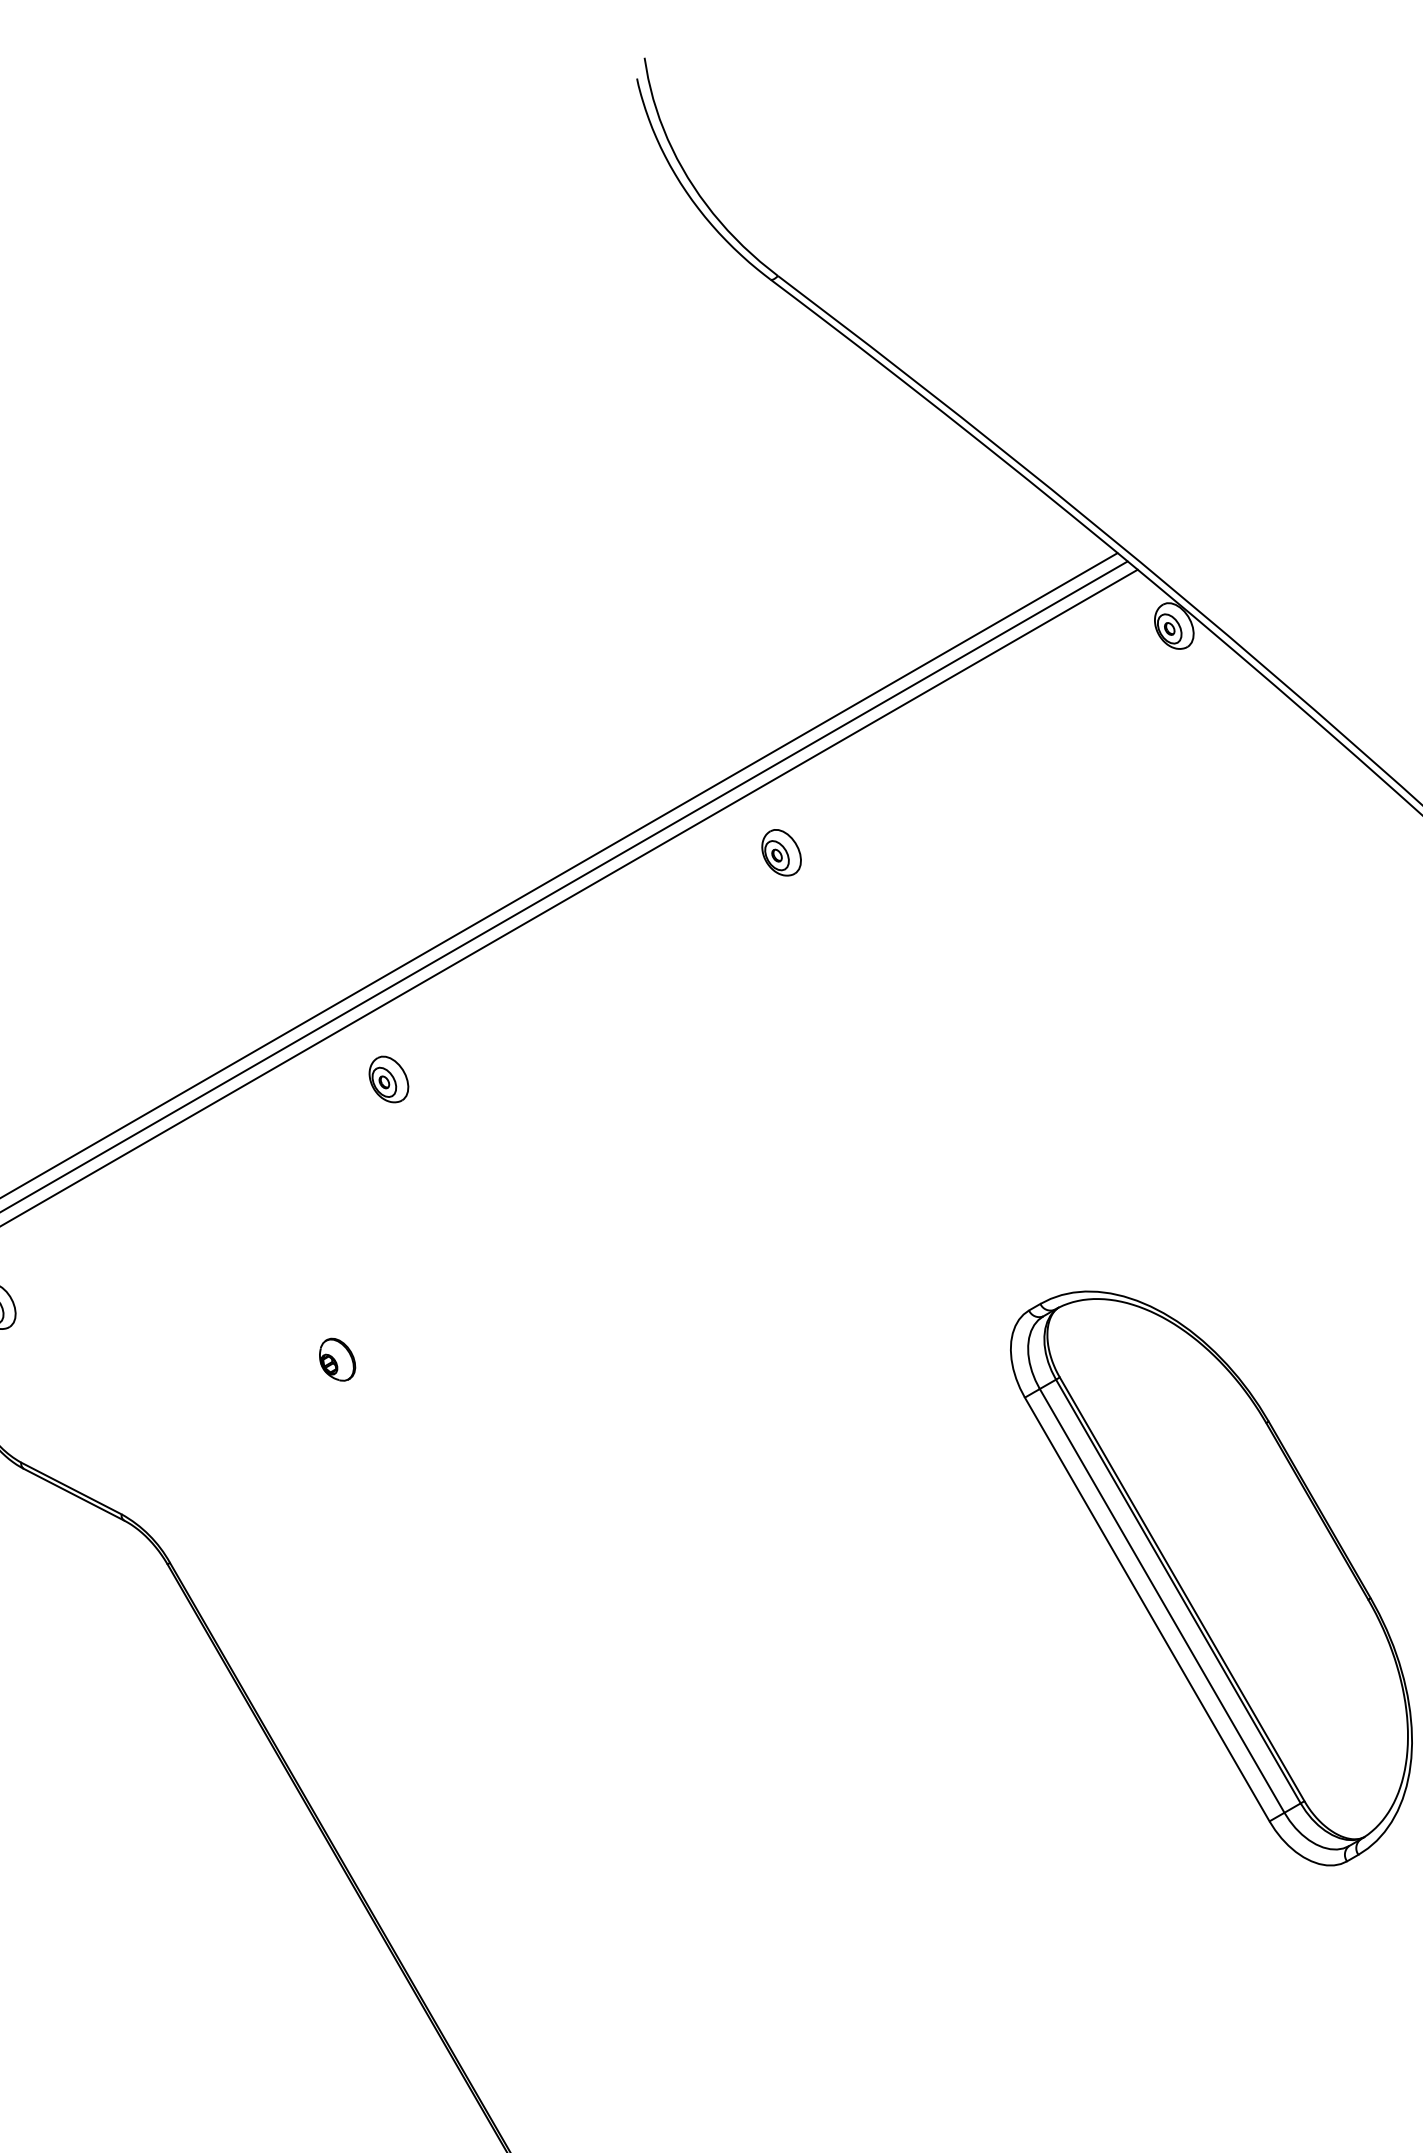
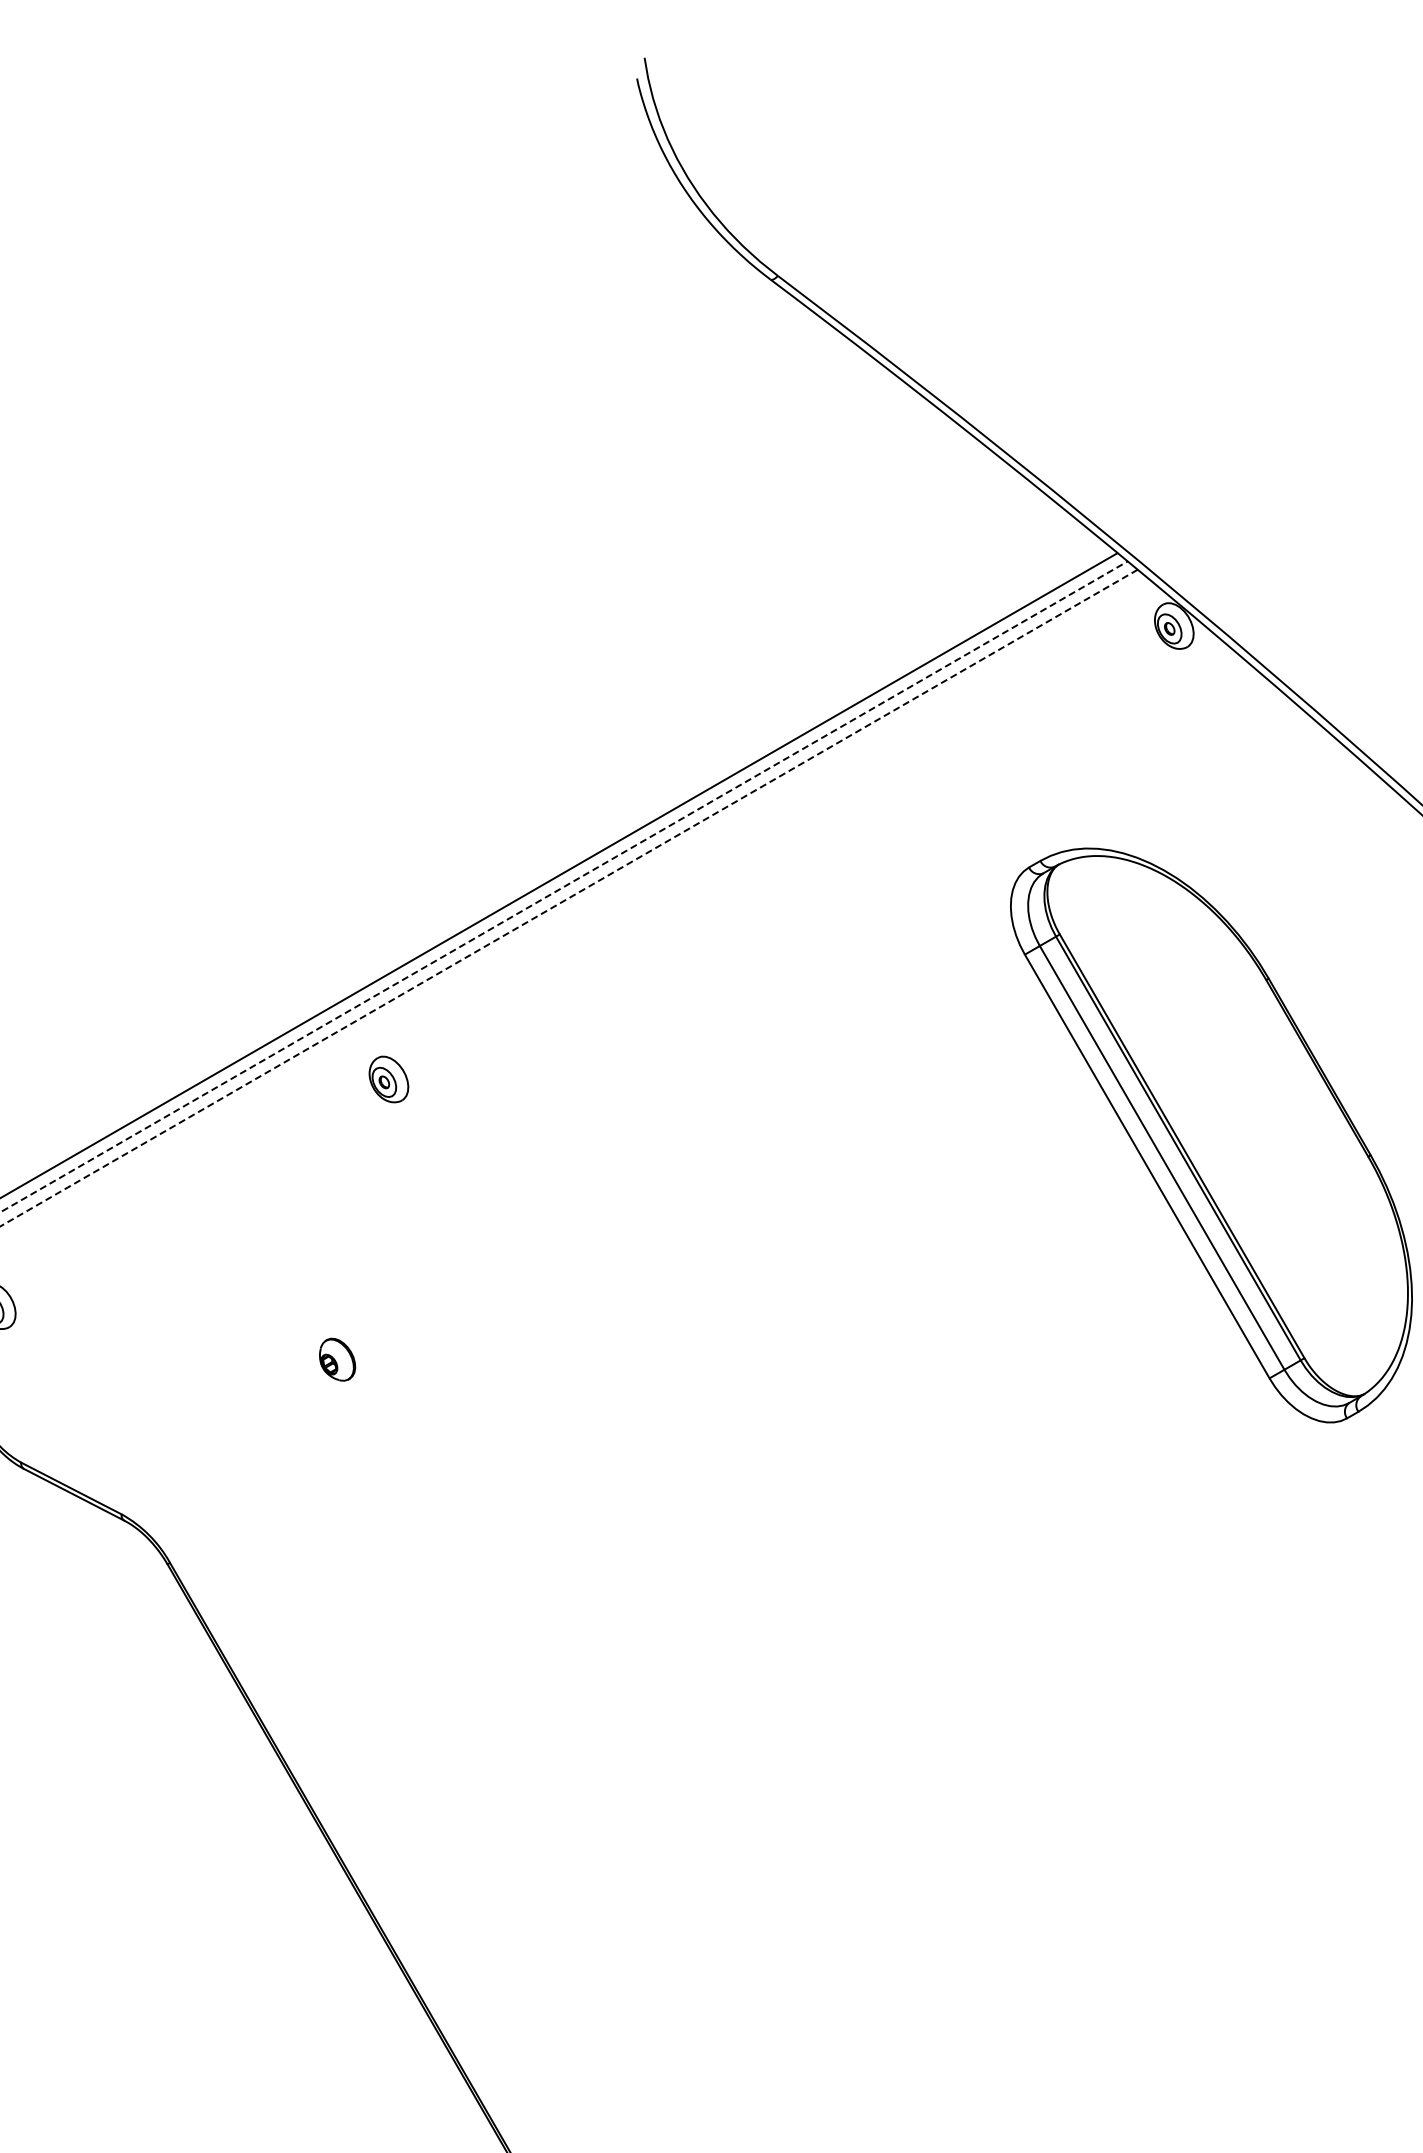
part: present -> none (781, 852)
line: solid -> dashed (563, 886)
line: solid -> dashed (568, 898)
part position: (1211, 1578) -> (1211, 1135) (1211, 1135)
